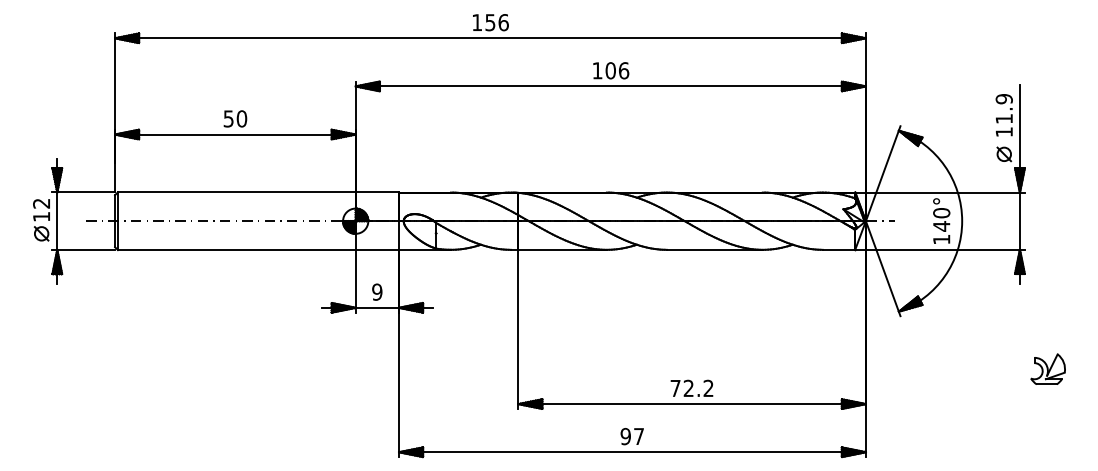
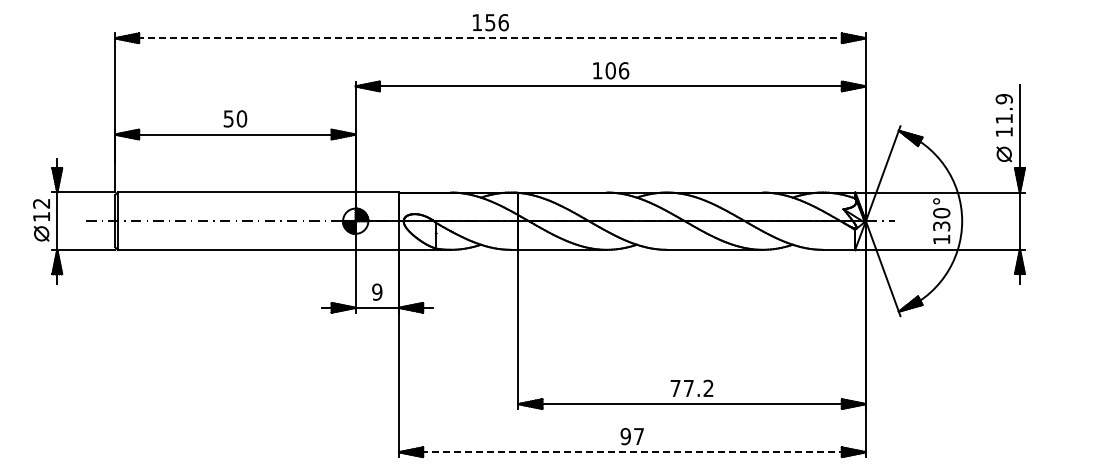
line: solid -> dashed (490, 38)
text: 140° -> 130° (941, 226)
part: present -> none (1047, 368)
text: 72.2 -> 77.2 (688, 387)
line: solid -> dashed (632, 452)
